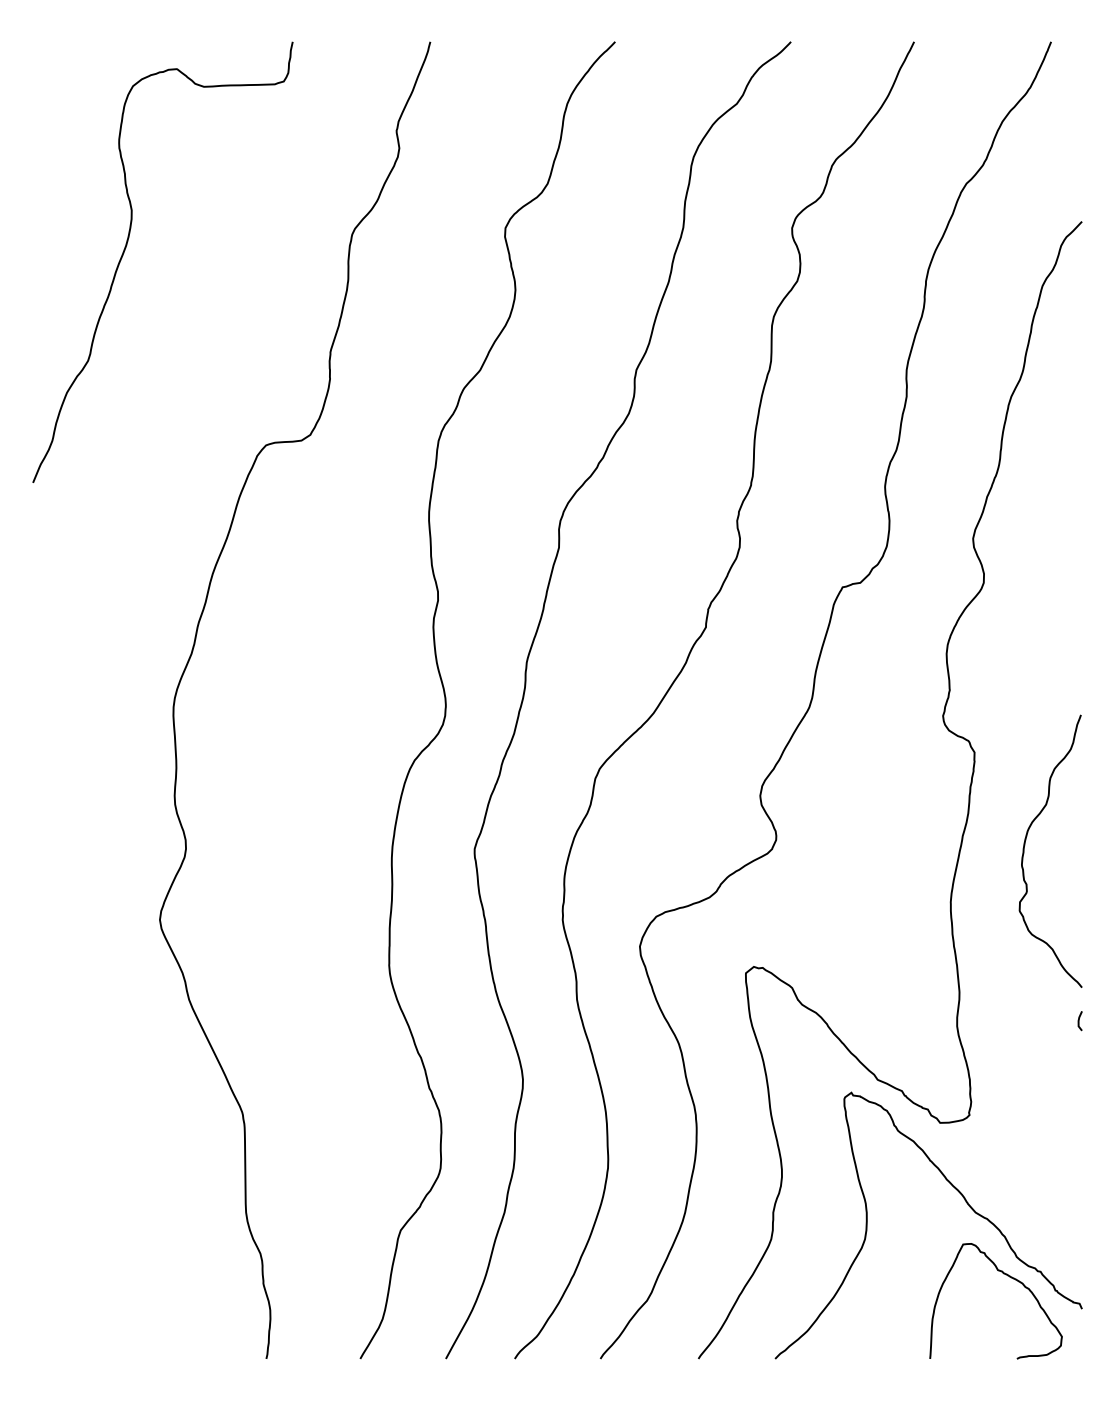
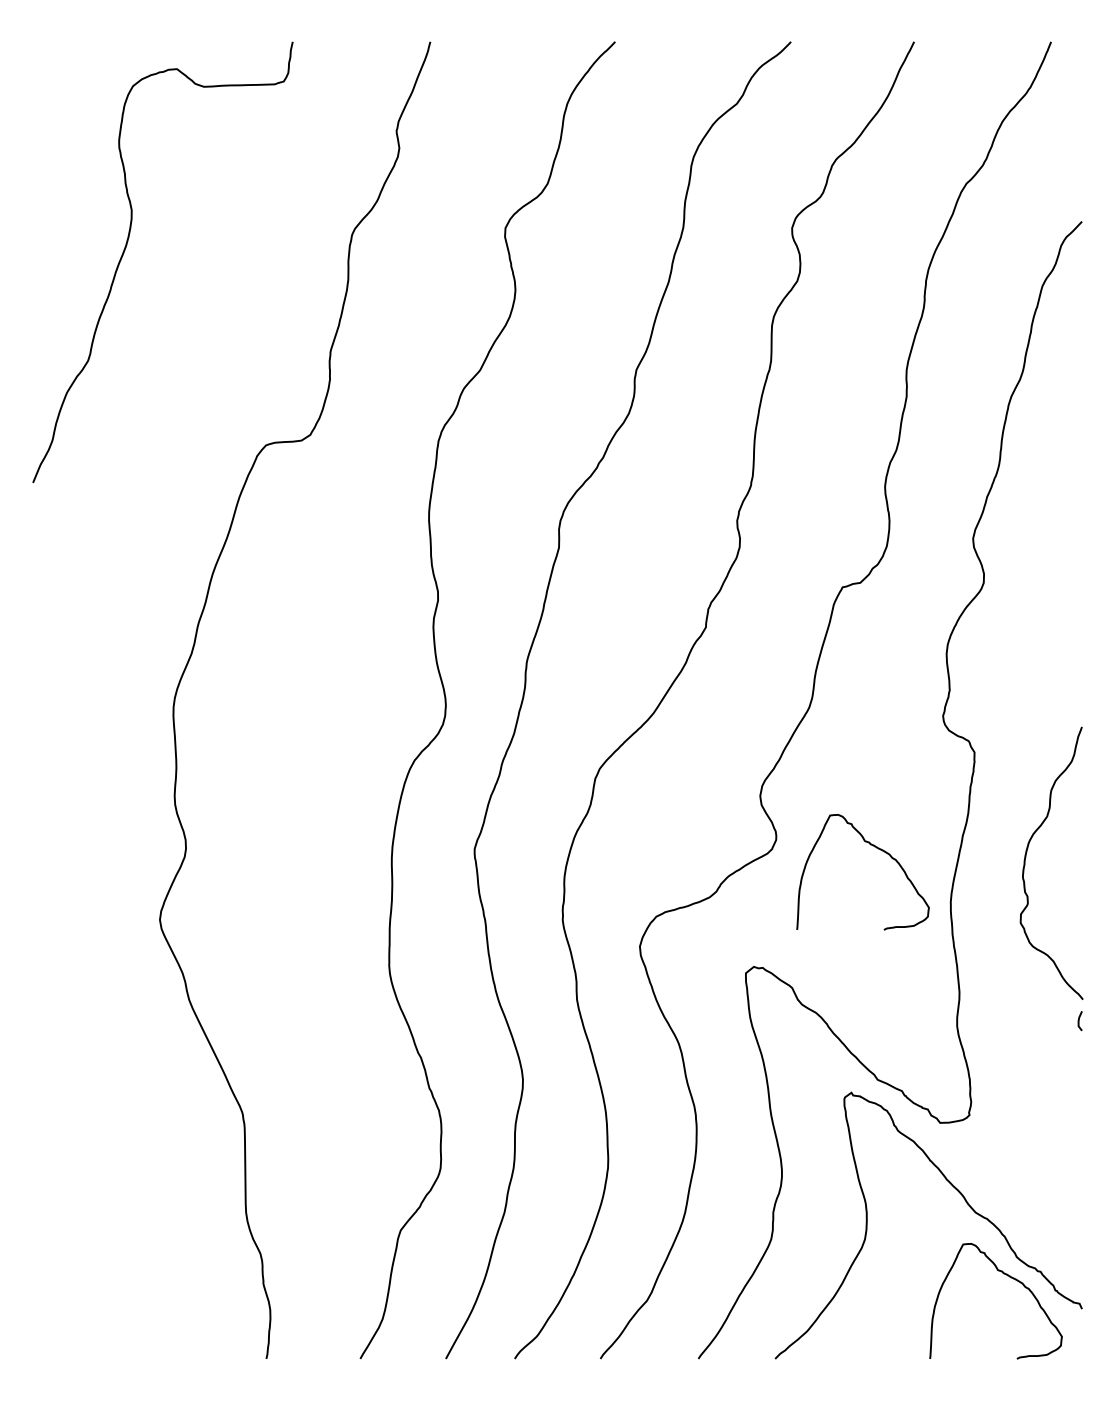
curve position: (1025, 845) -> (1026, 857) (1026, 857)
curve: none -> present (874, 847)
